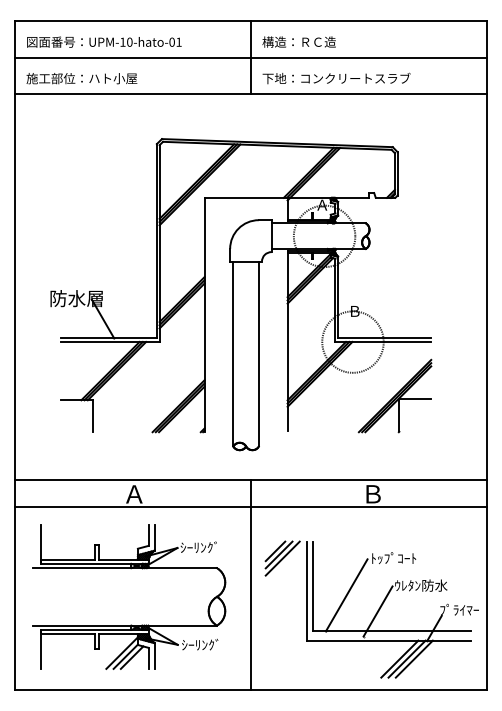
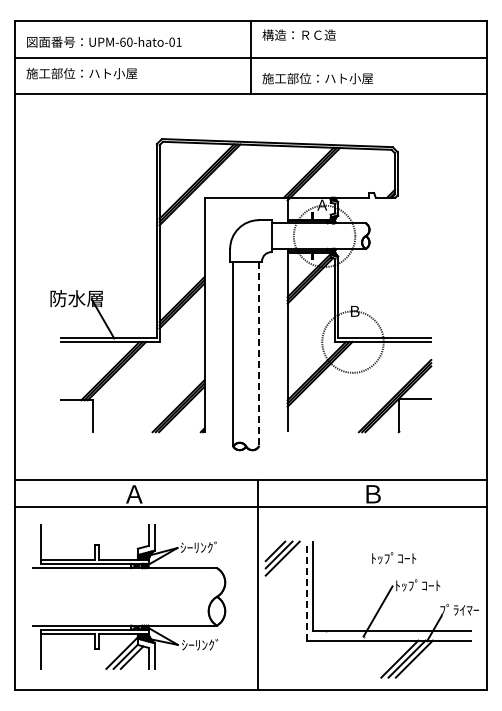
text: UPM-10-hato-01 -> UPM-60-hato-01 (122, 41)
text position: (298, 41) -> (298, 34) (298, 34)
text position: (81, 78) -> (81, 73) (81, 73)
text: 下地：コンクリートスラブ -> 施工部位：ハト小屋 (336, 78)
line: solid -> dashed (258, 354)
line position: (251, 584) -> (258, 584) (258, 584)
text: ｳﾚﾀﾝ防水 -> ﾄｯﾌﾟｺｰﾄ (421, 585)
line: solid -> dashed (306, 590)
line: present -> none (346, 595)
